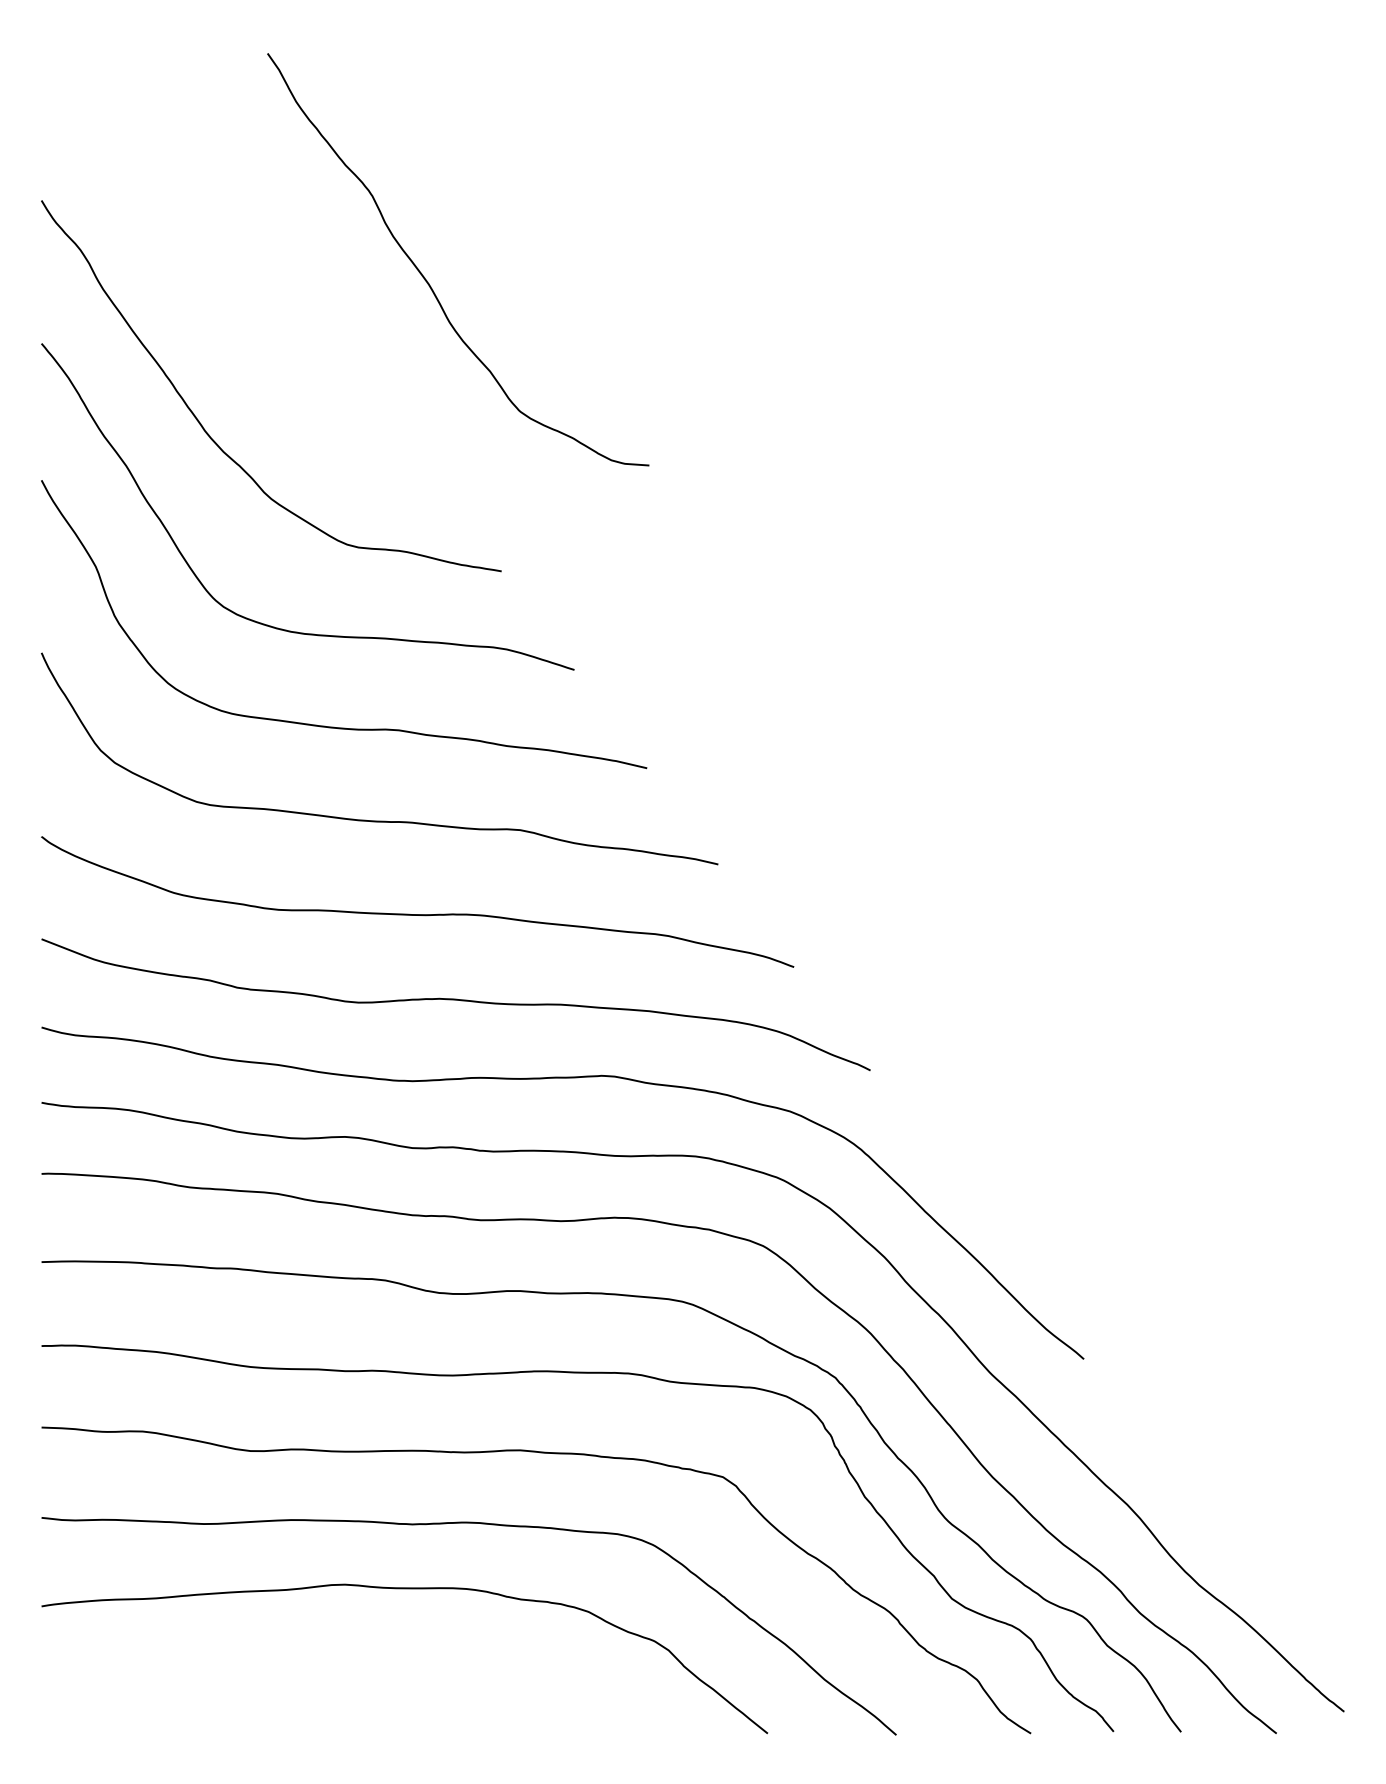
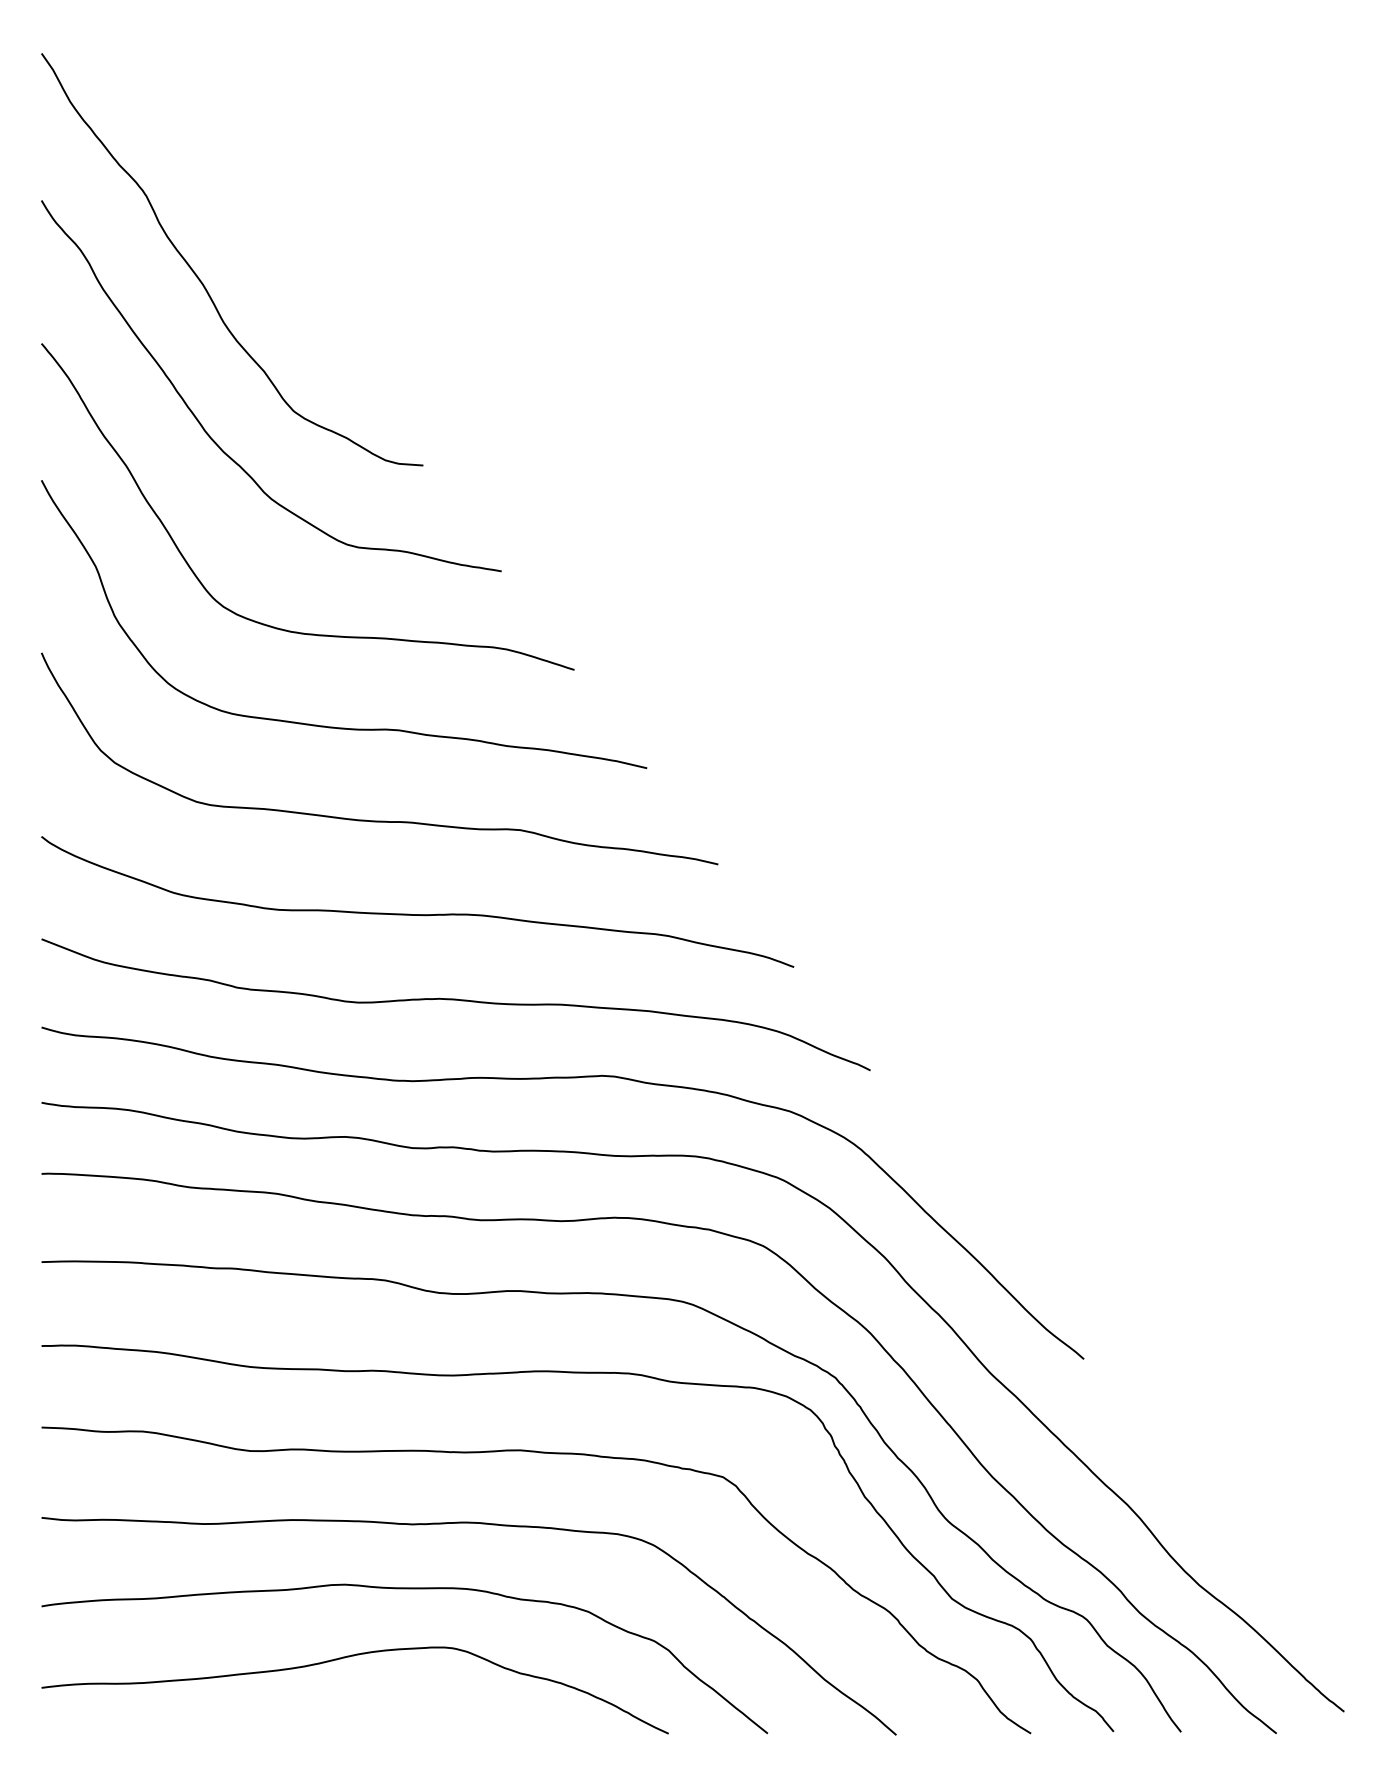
curve position: (427, 280) -> (201, 280) (201, 280)
curve: none -> present (349, 1657)
